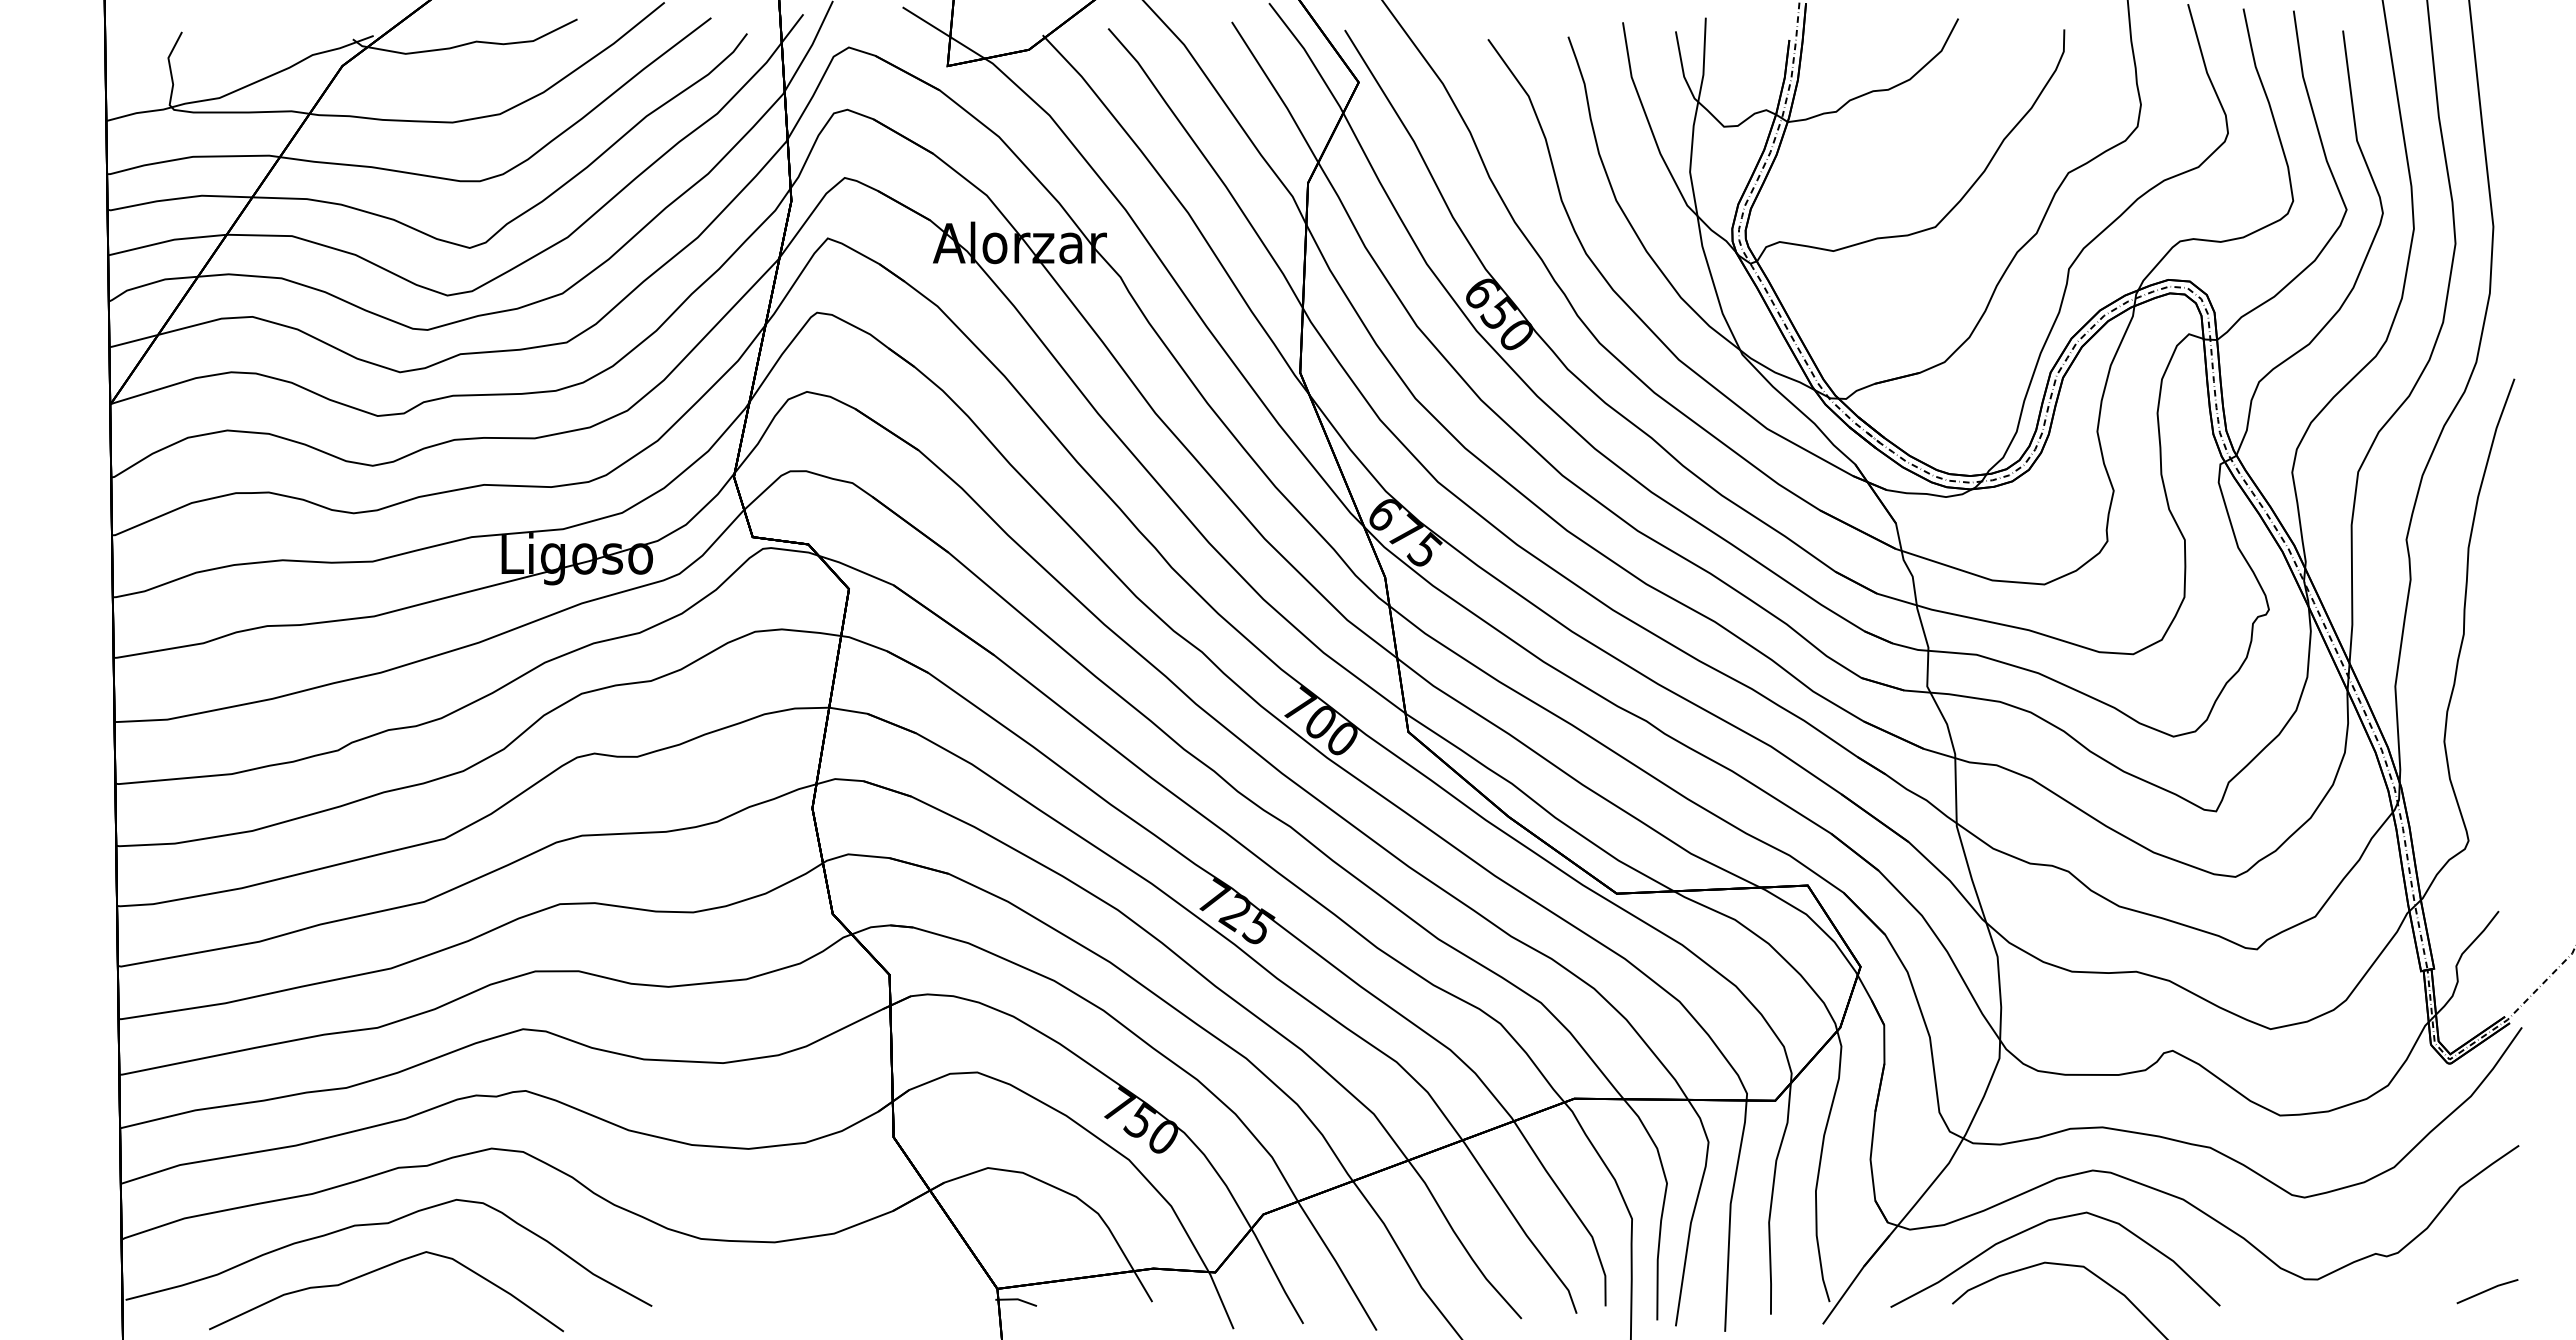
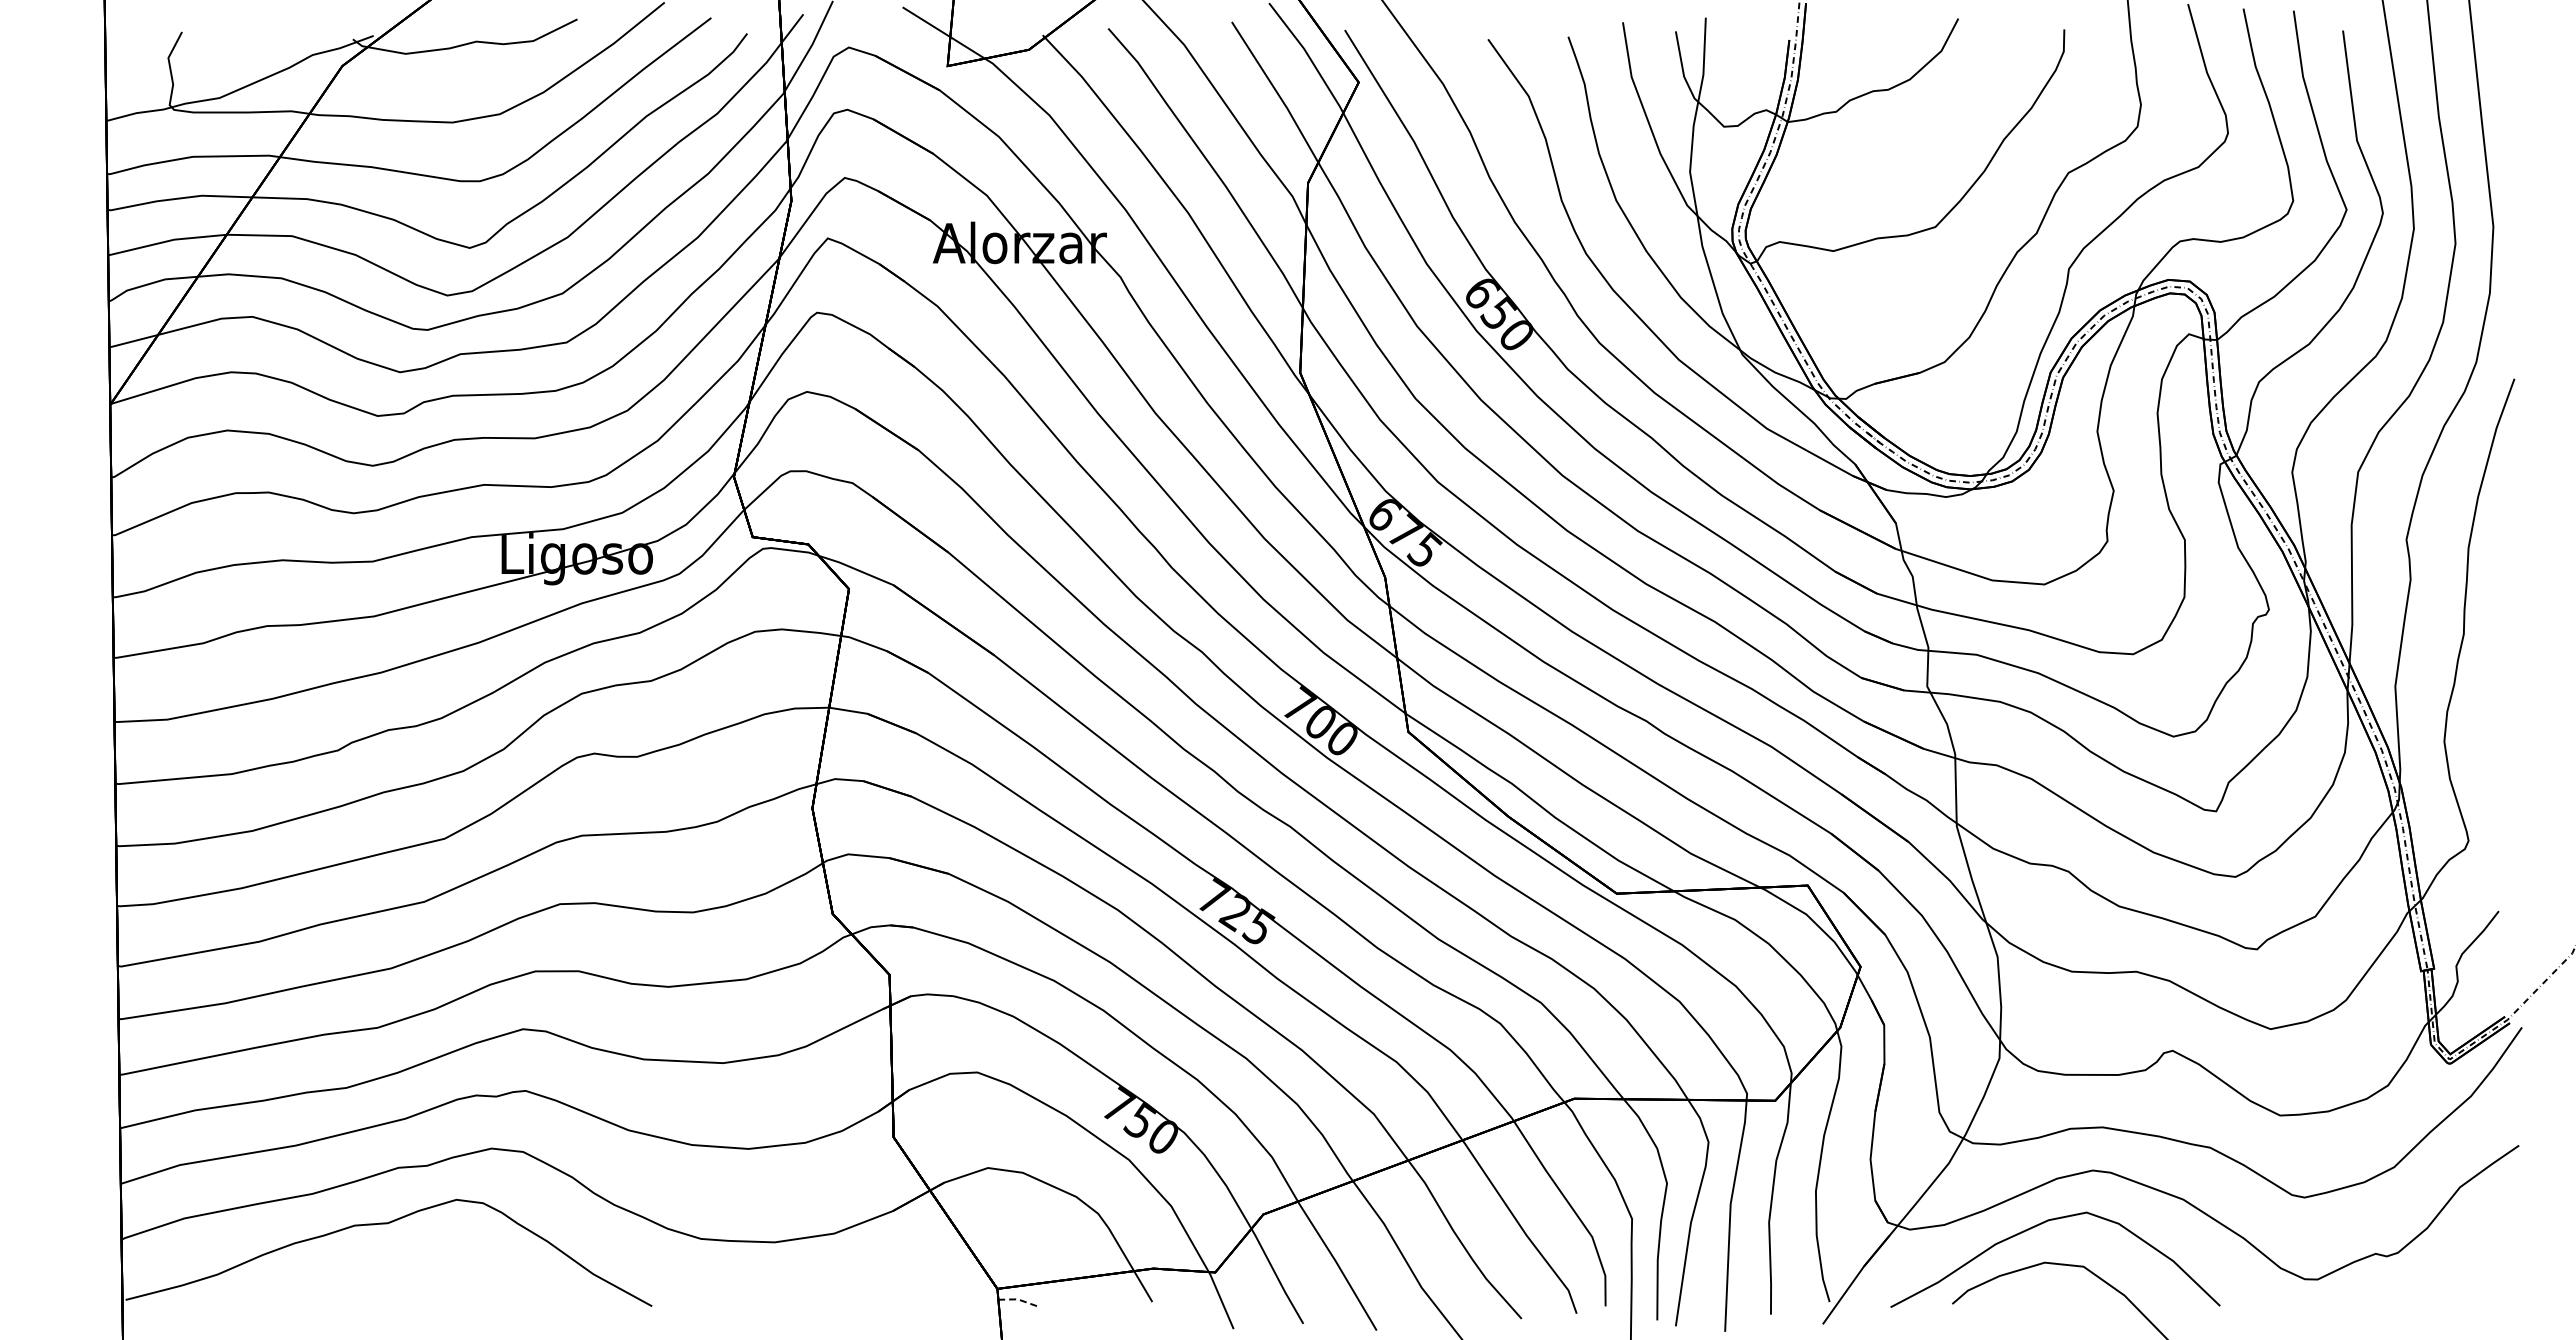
curve: present -> none (376, 1271)
line: present -> none (2487, 1291)
line: solid -> dashed (1016, 1299)
